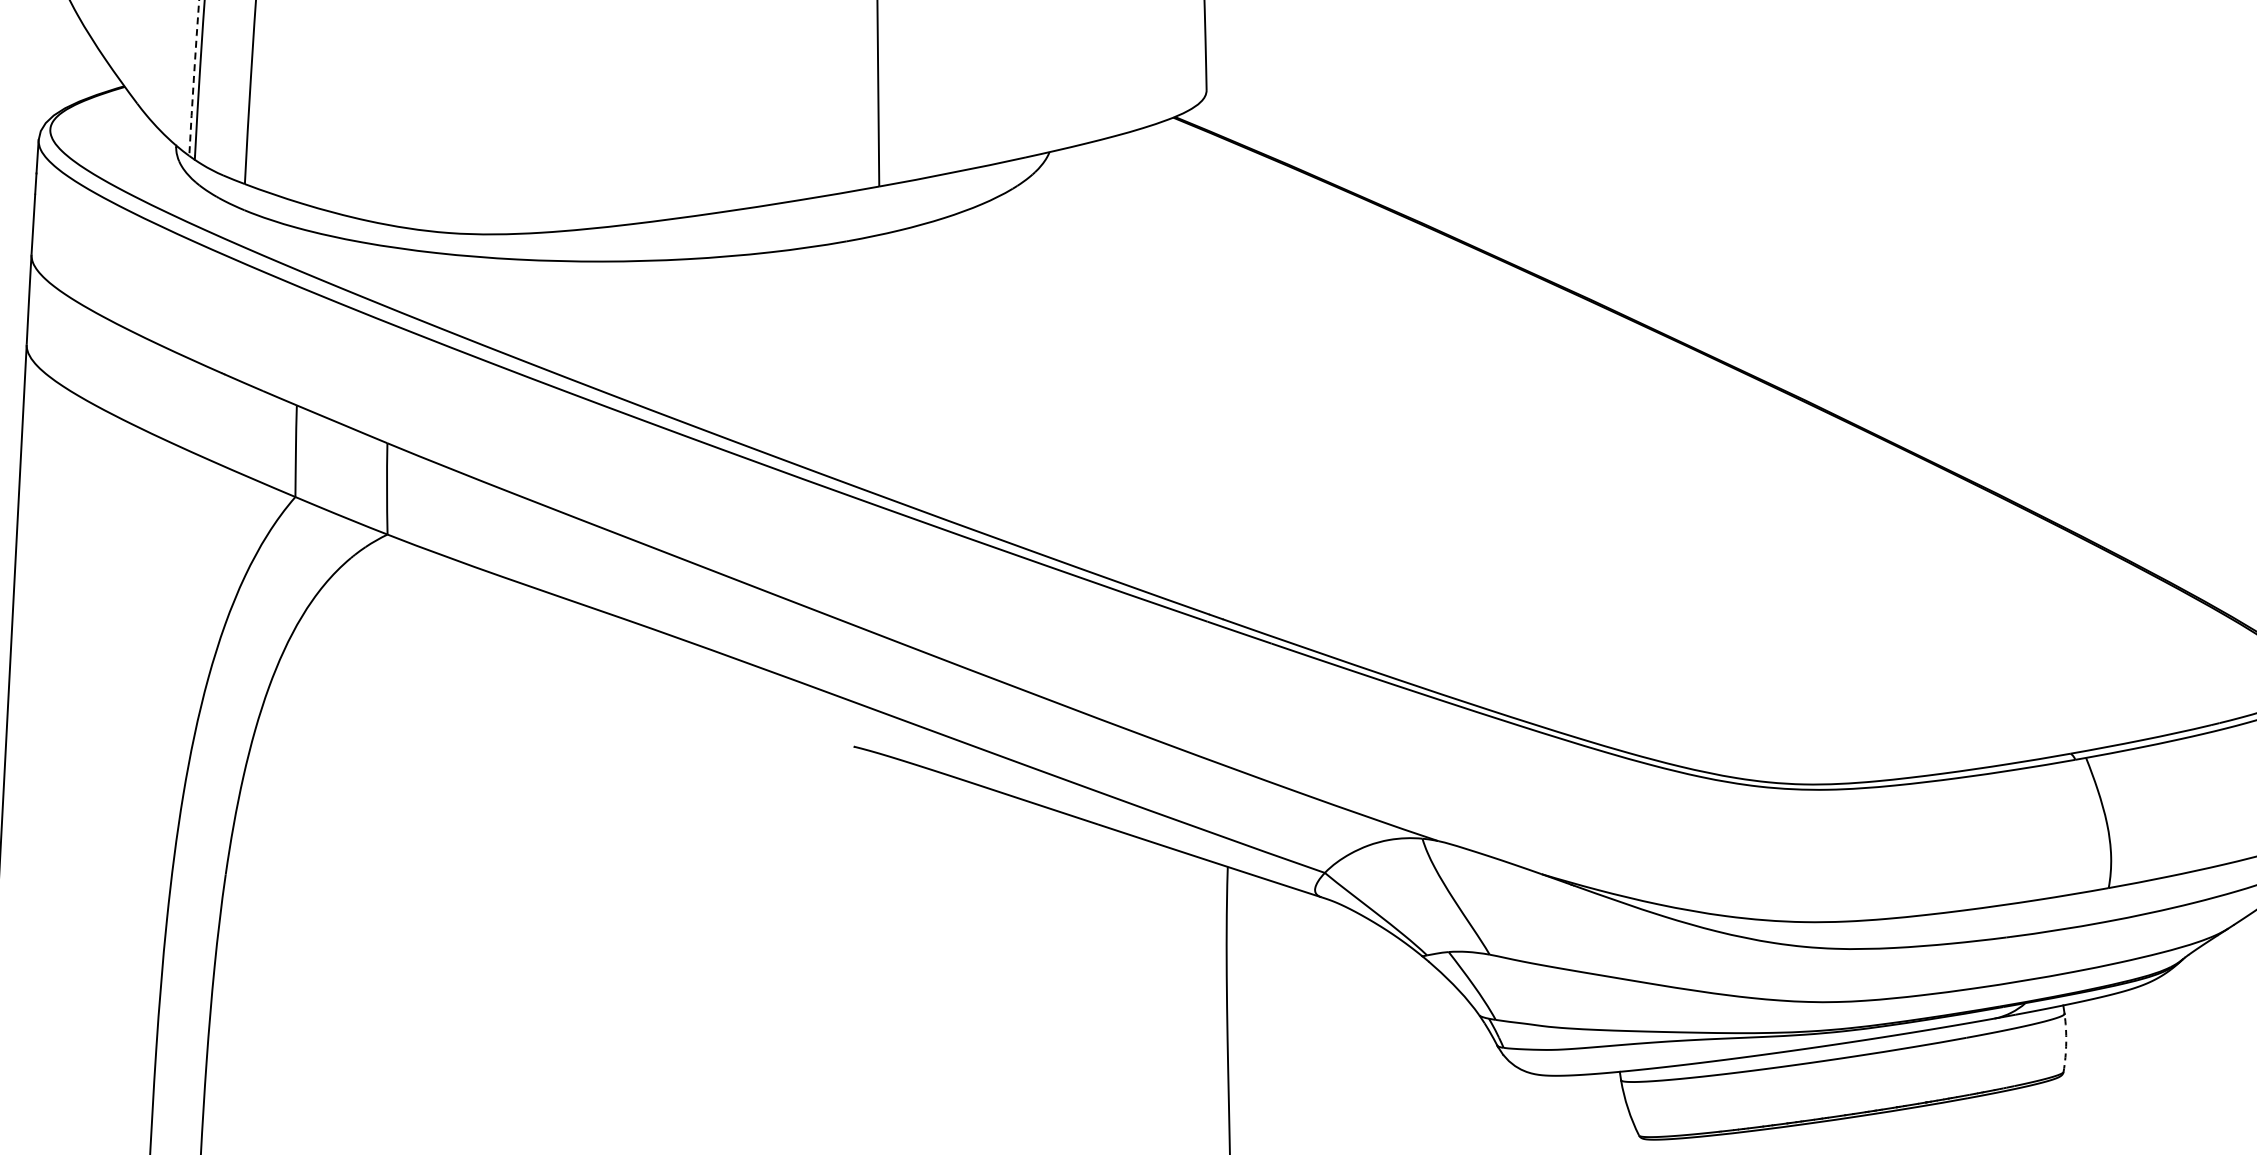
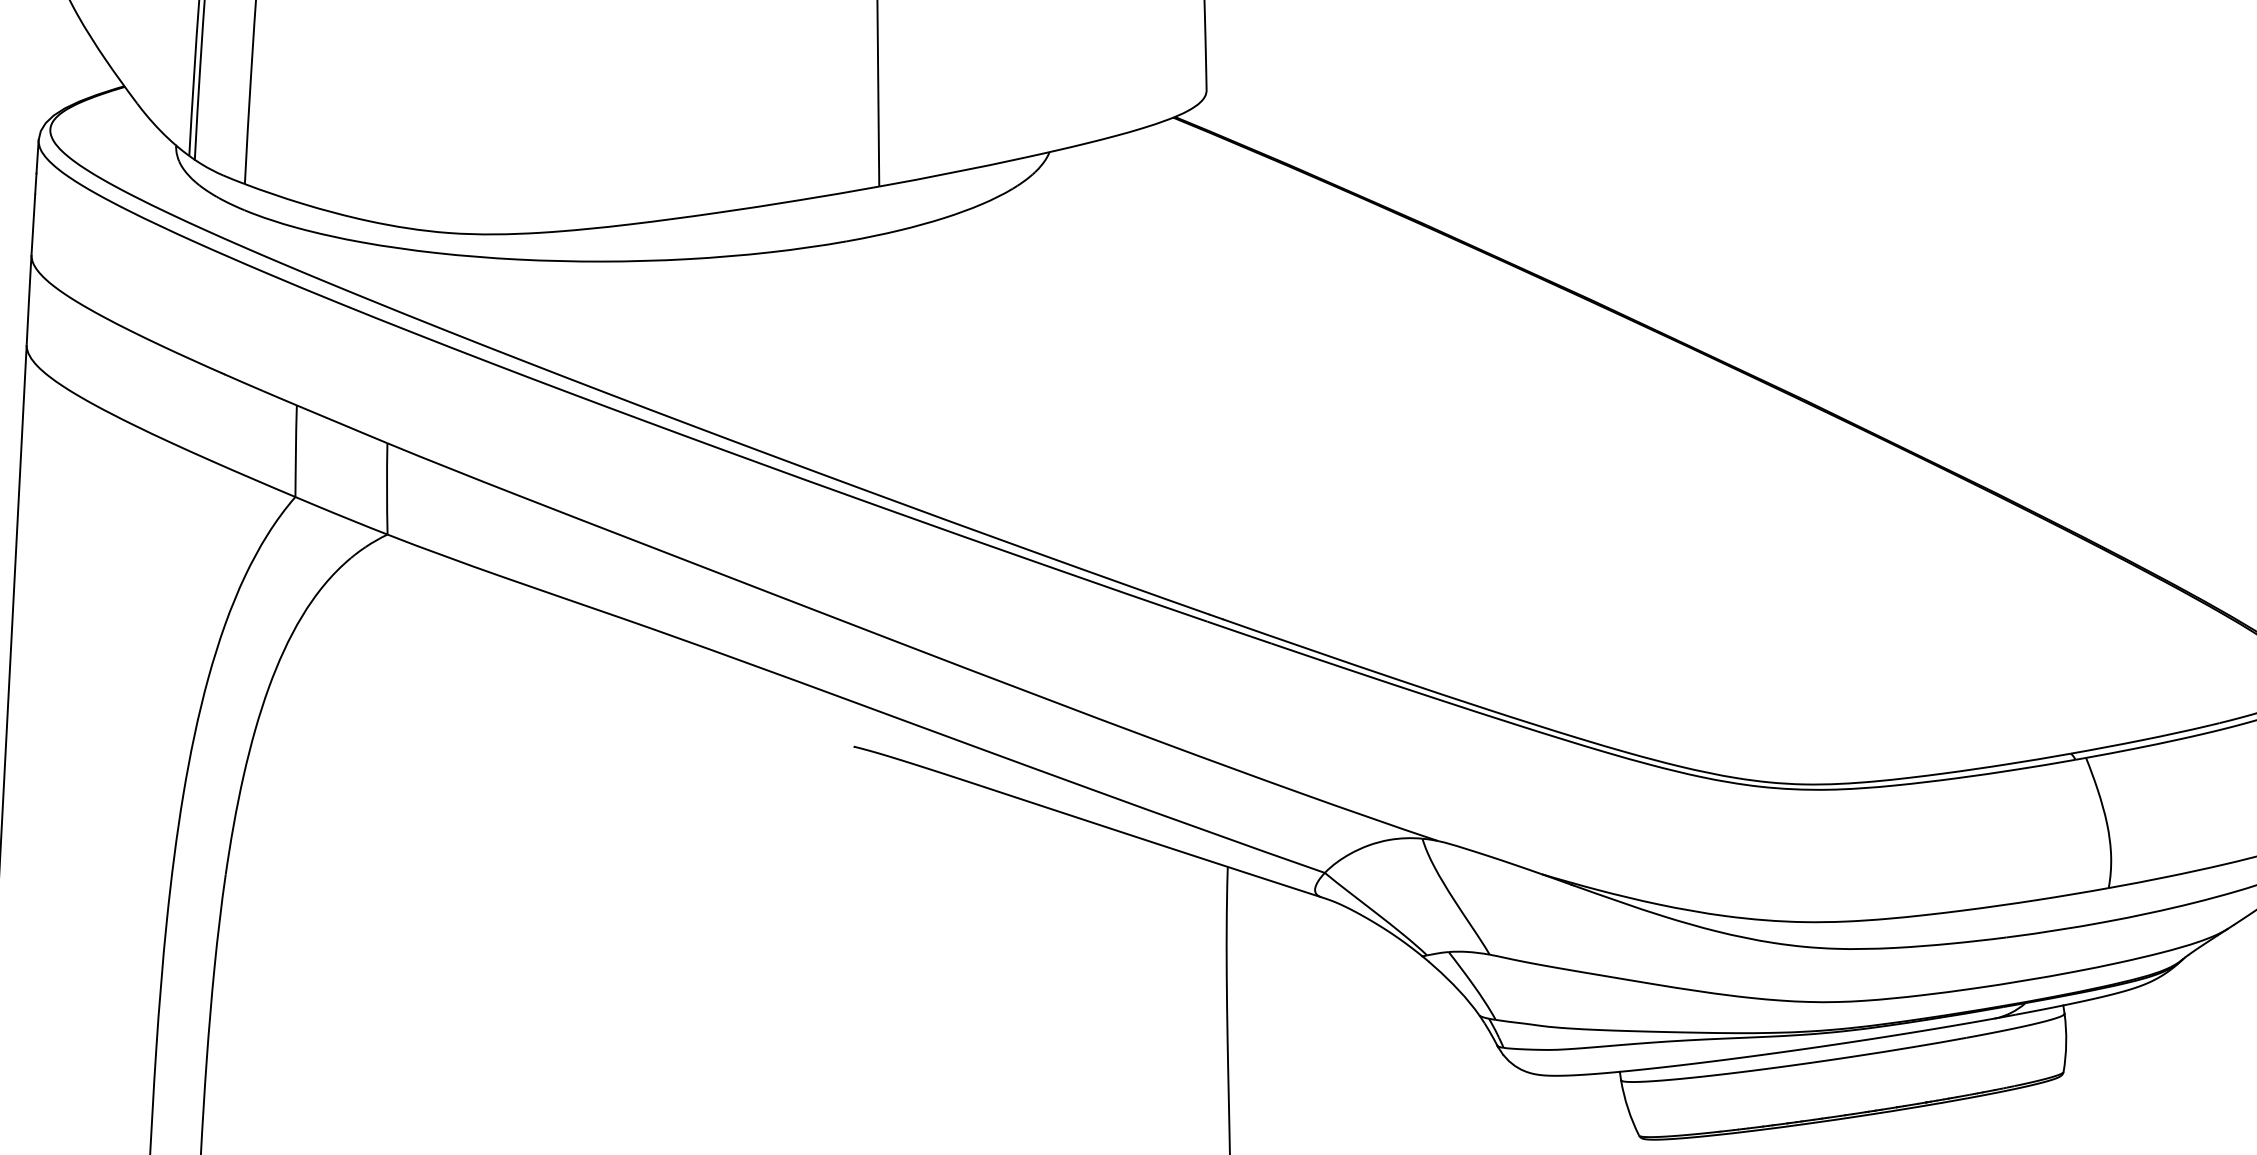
arc: dashed -> solid (193, 77)
arc: dashed -> solid (2066, 1042)
